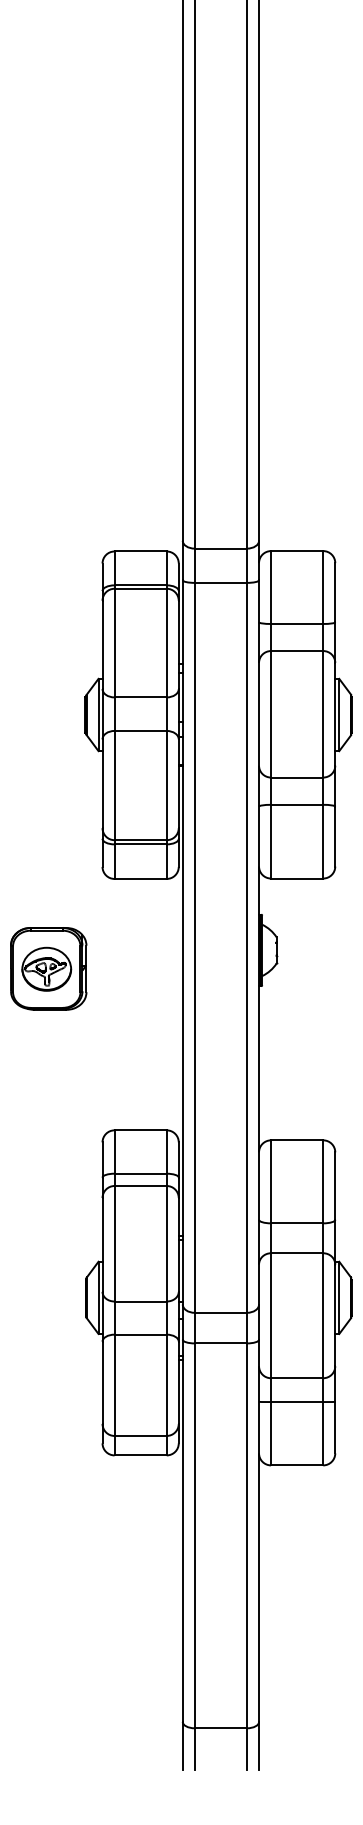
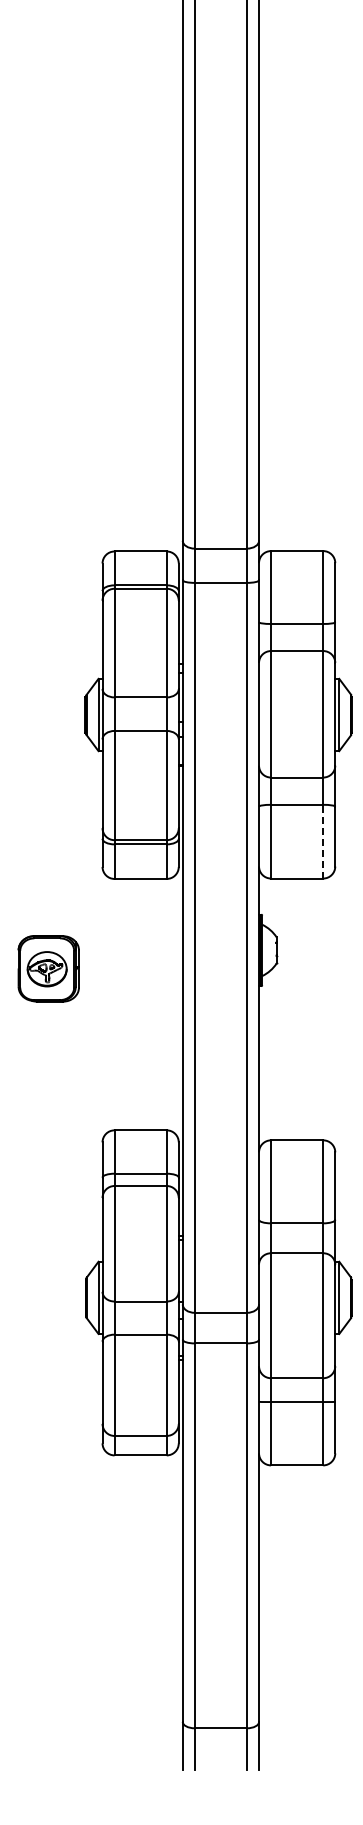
line: solid -> dashed (323, 841)
part size: 78x84 px -> 63x68 px (48, 968)
